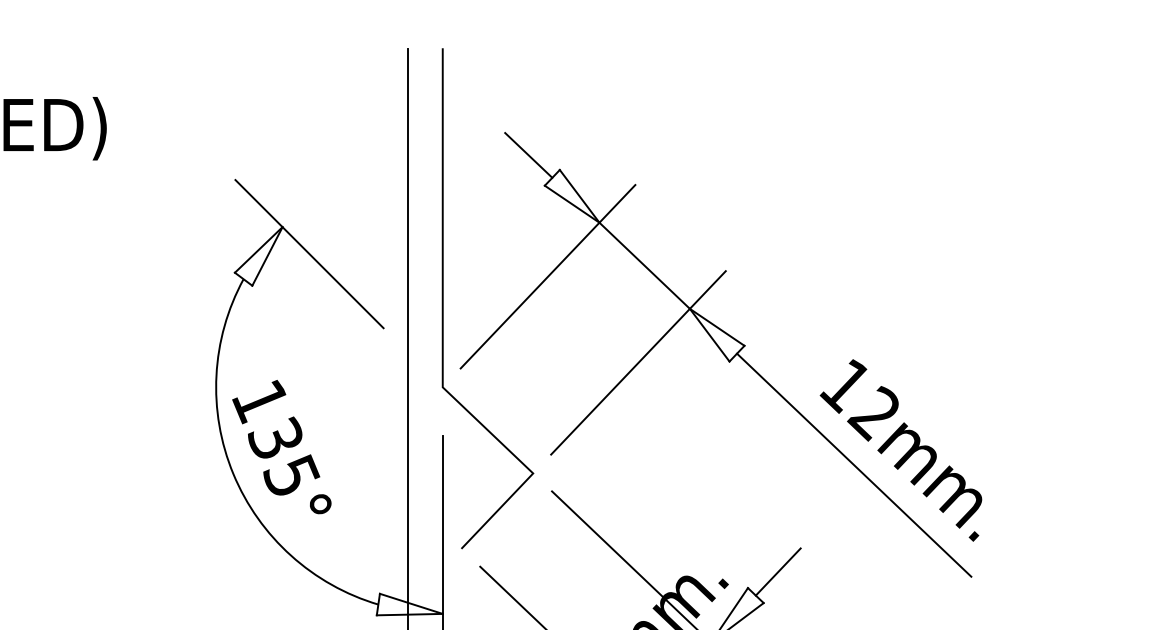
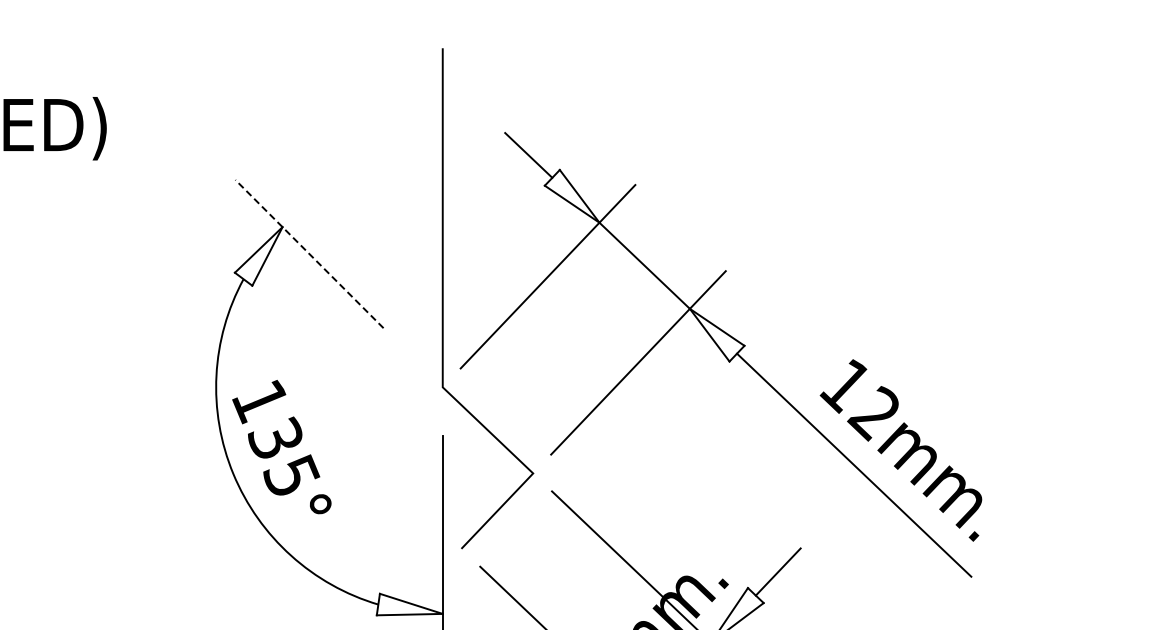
line: solid -> dashed (309, 254)
line: present -> none (407, 337)
